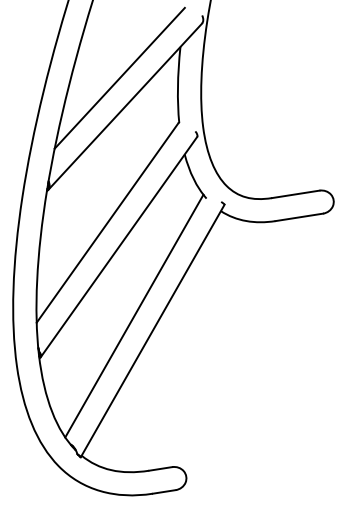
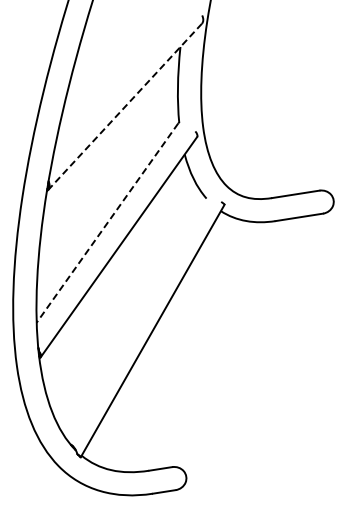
line: present -> none (119, 77)
line: solid -> dashed (124, 107)
line: solid -> dashed (107, 223)
line: present -> none (134, 315)
